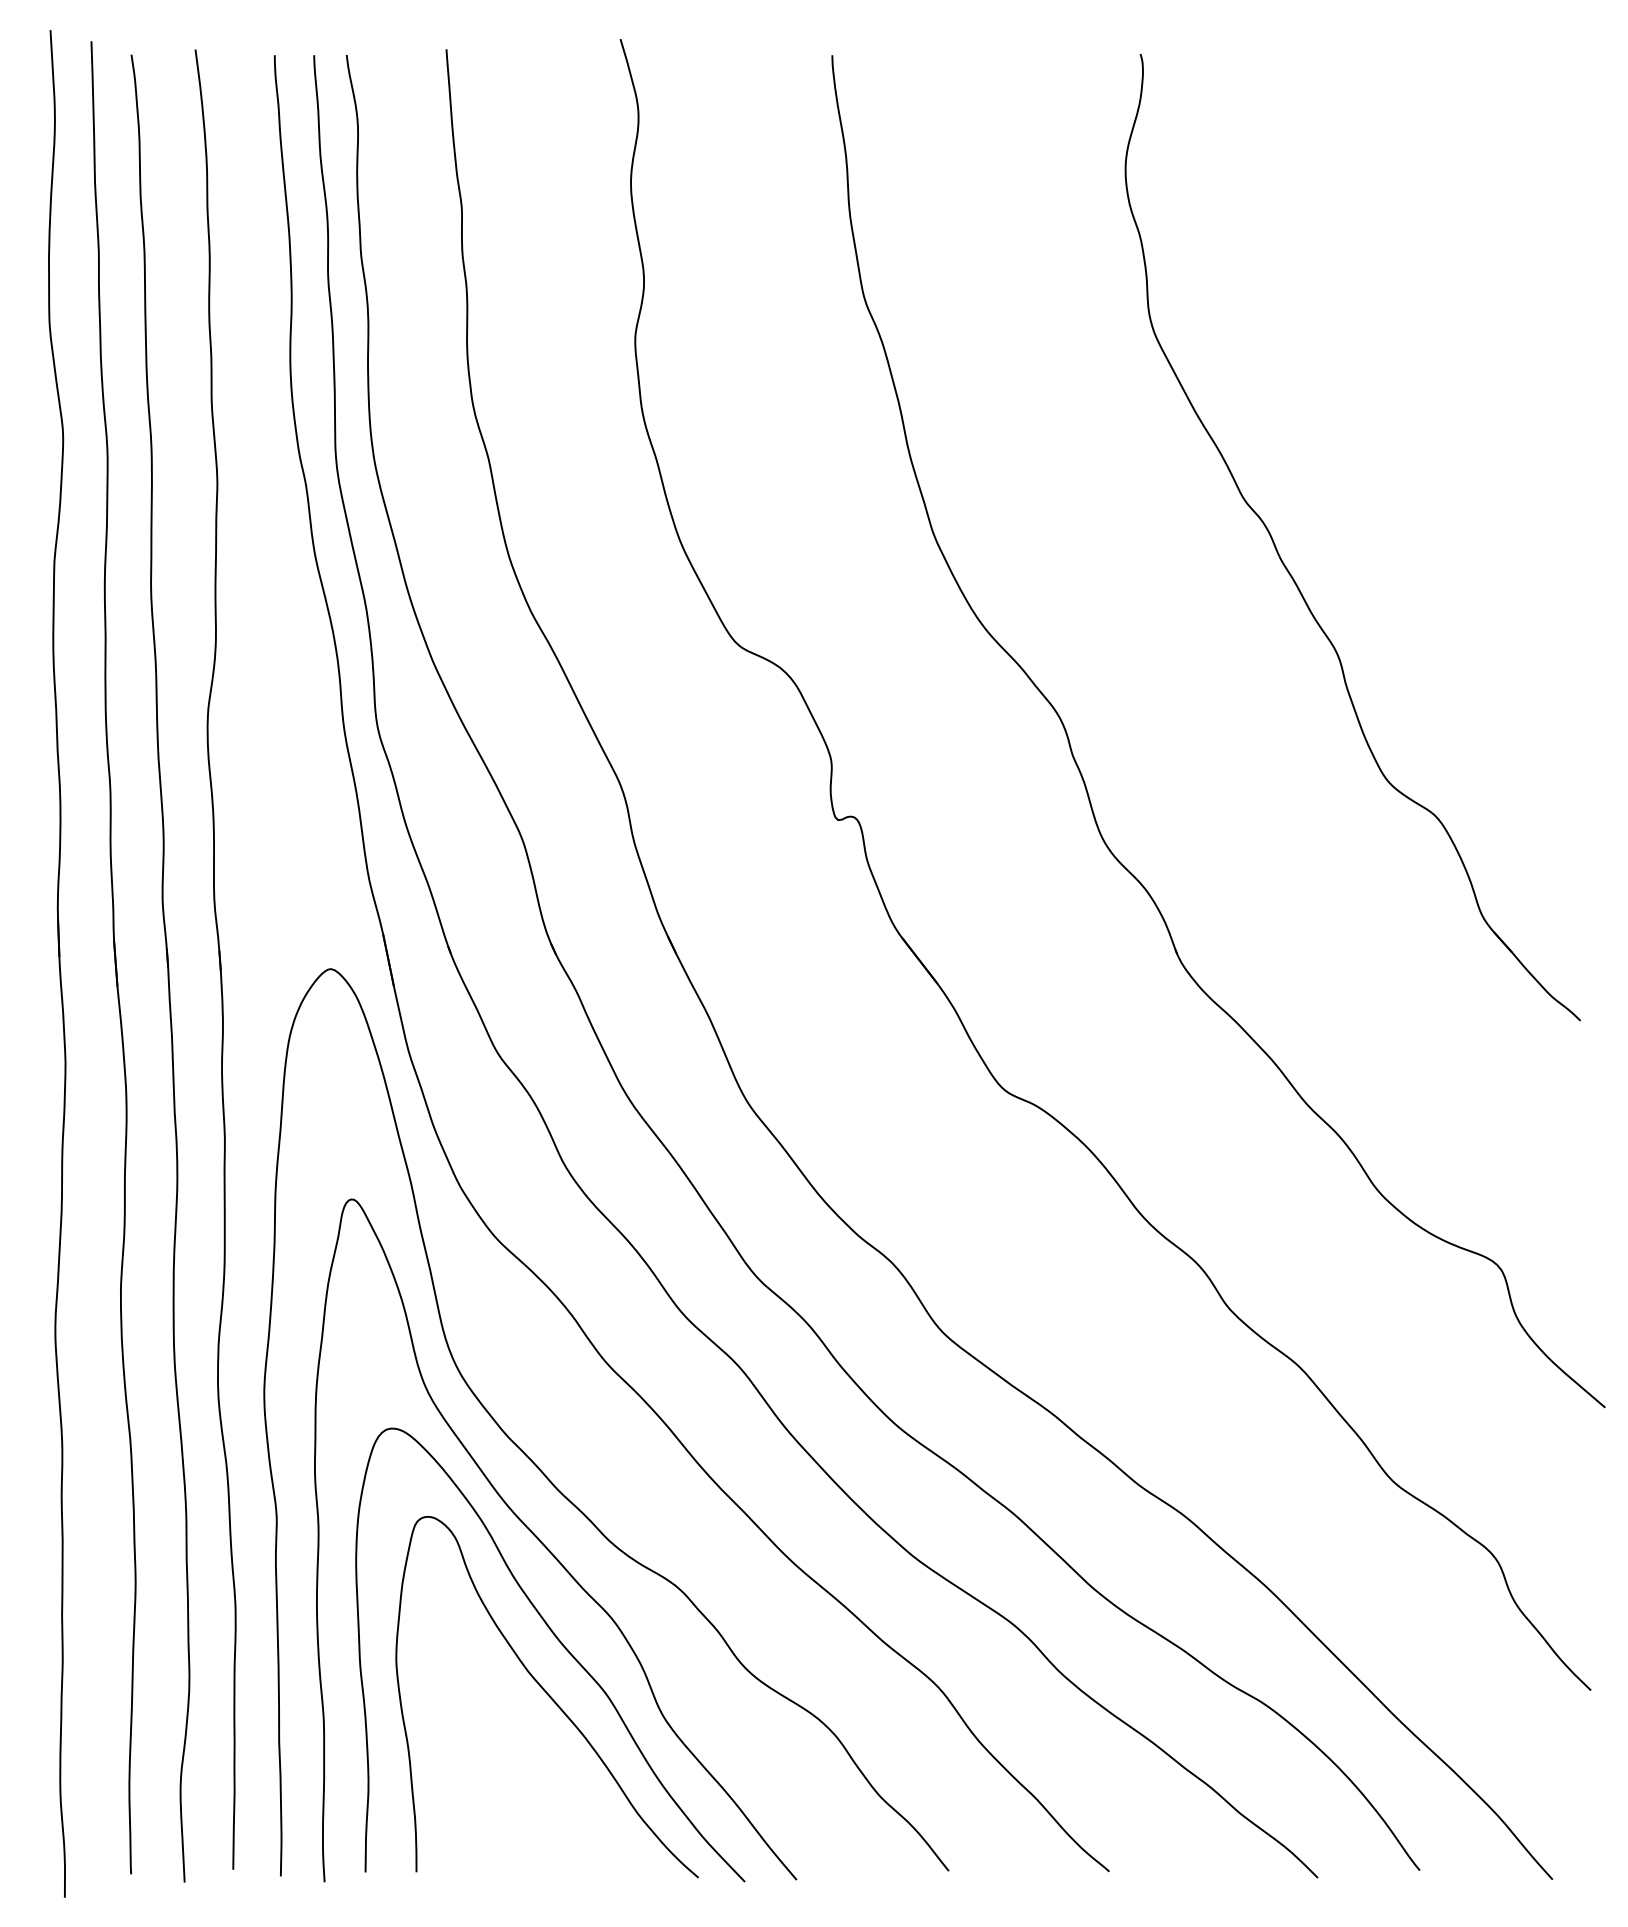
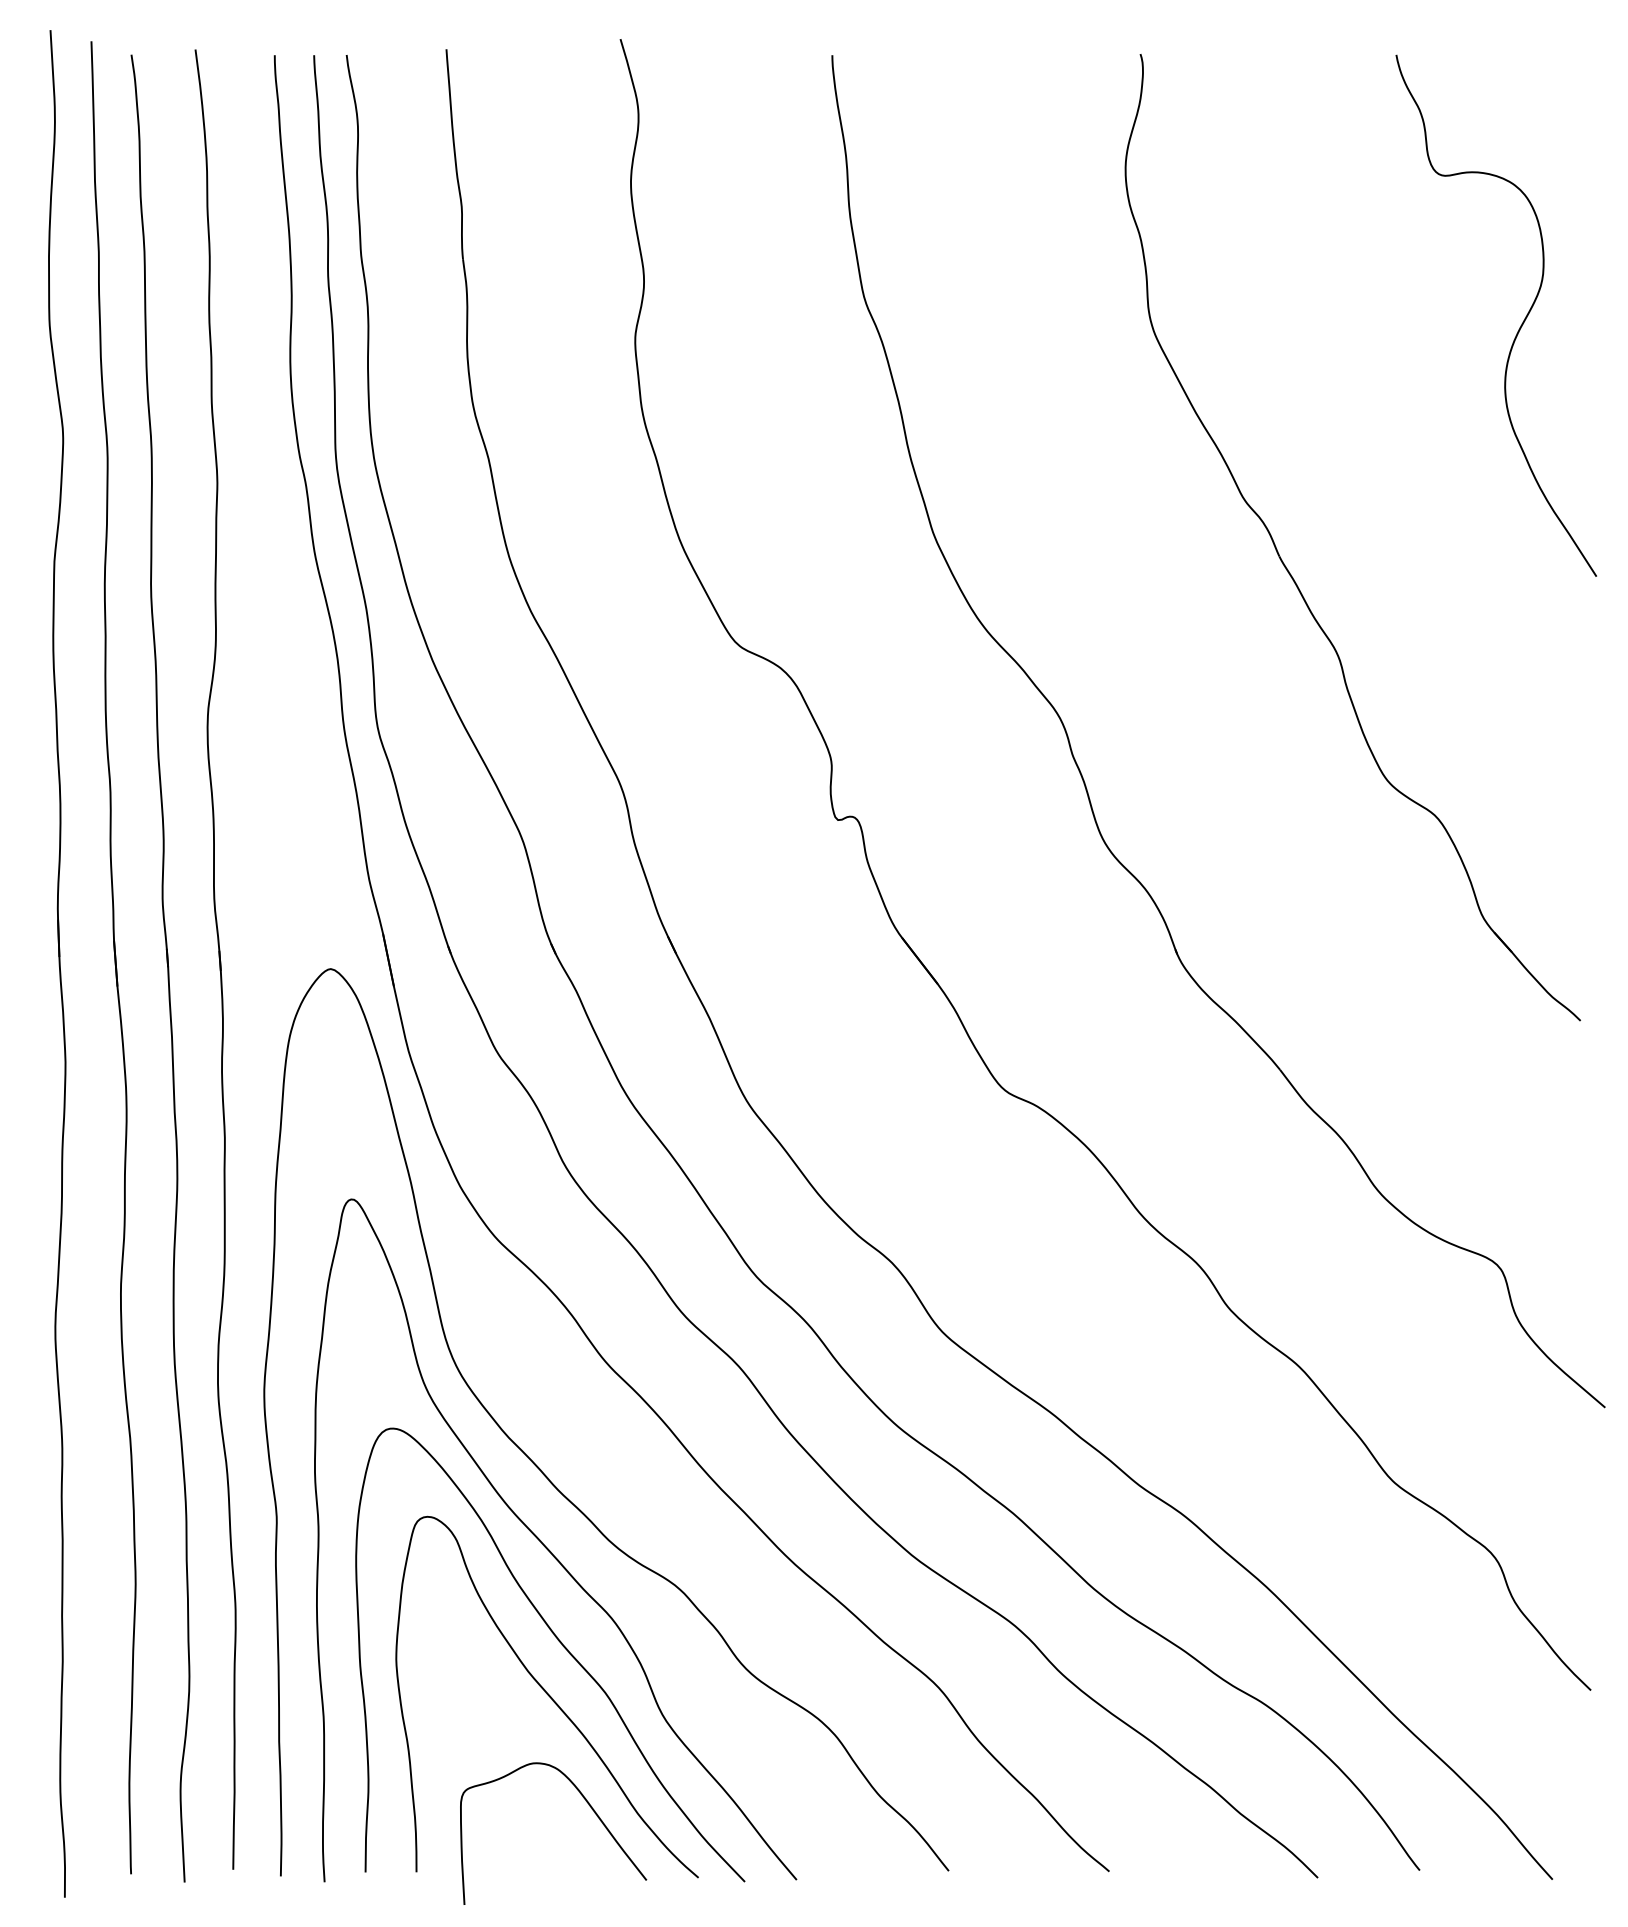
curve: none -> present (1519, 327)
curve: none -> present (591, 1809)
